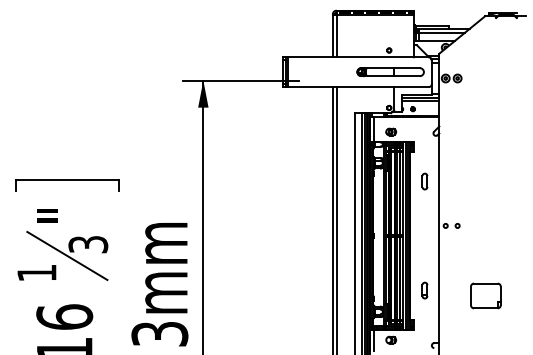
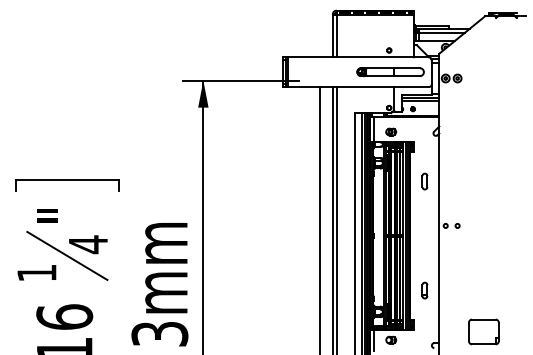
line: none -> present (319, 219)
text: 3 -> 4 (88, 244)
part position: (485, 295) -> (483, 331) (483, 331)
